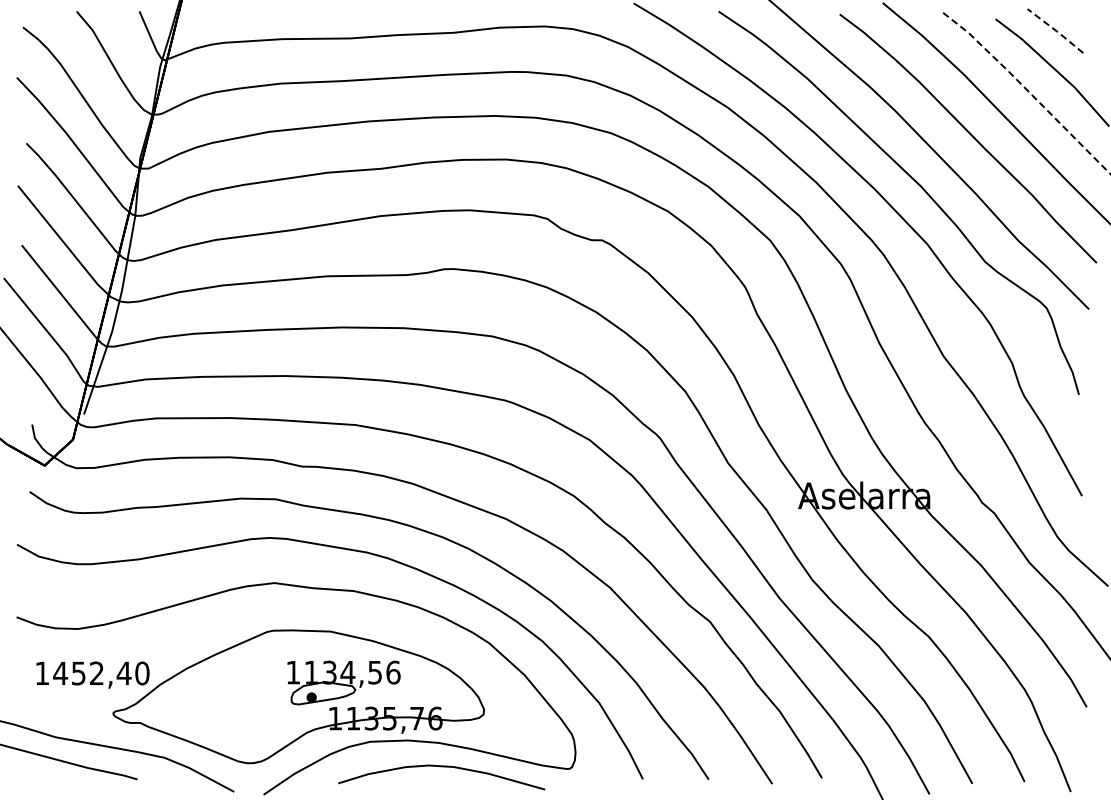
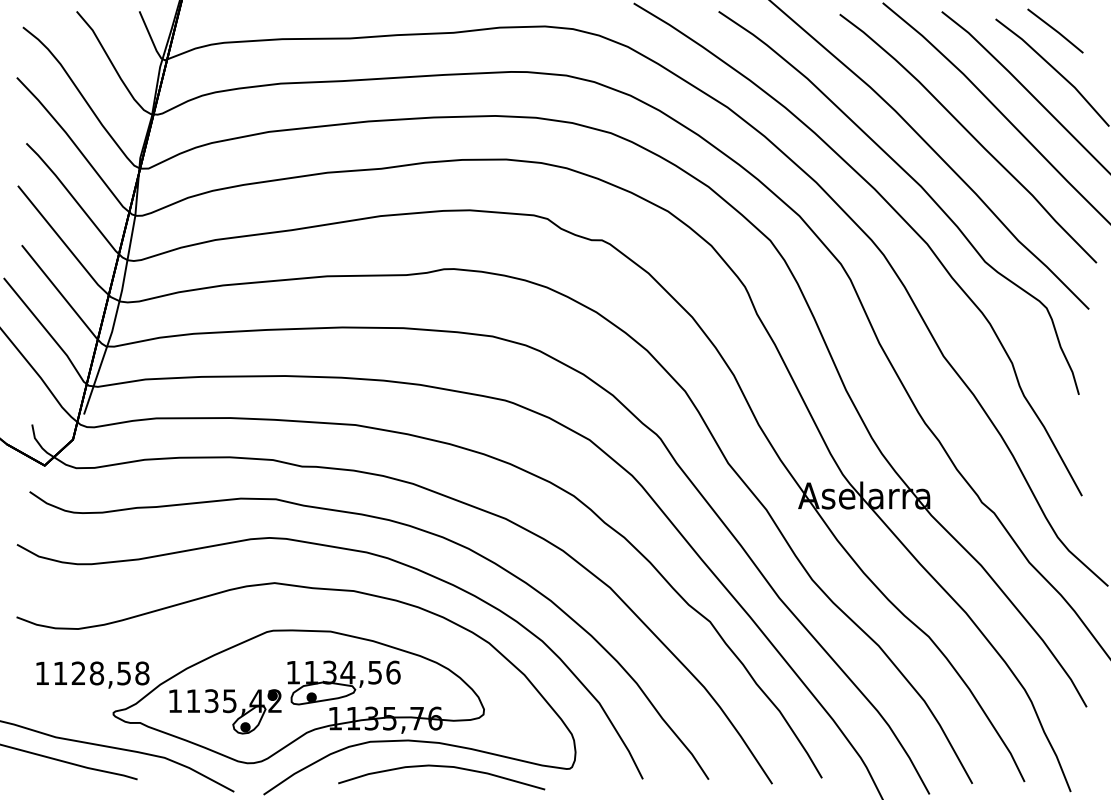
line: dashed -> solid (1055, 30)
line: dashed -> solid (1027, 90)
text: 1452,40 -> 1128,58 (101, 673)
part: none -> present (225, 711)
